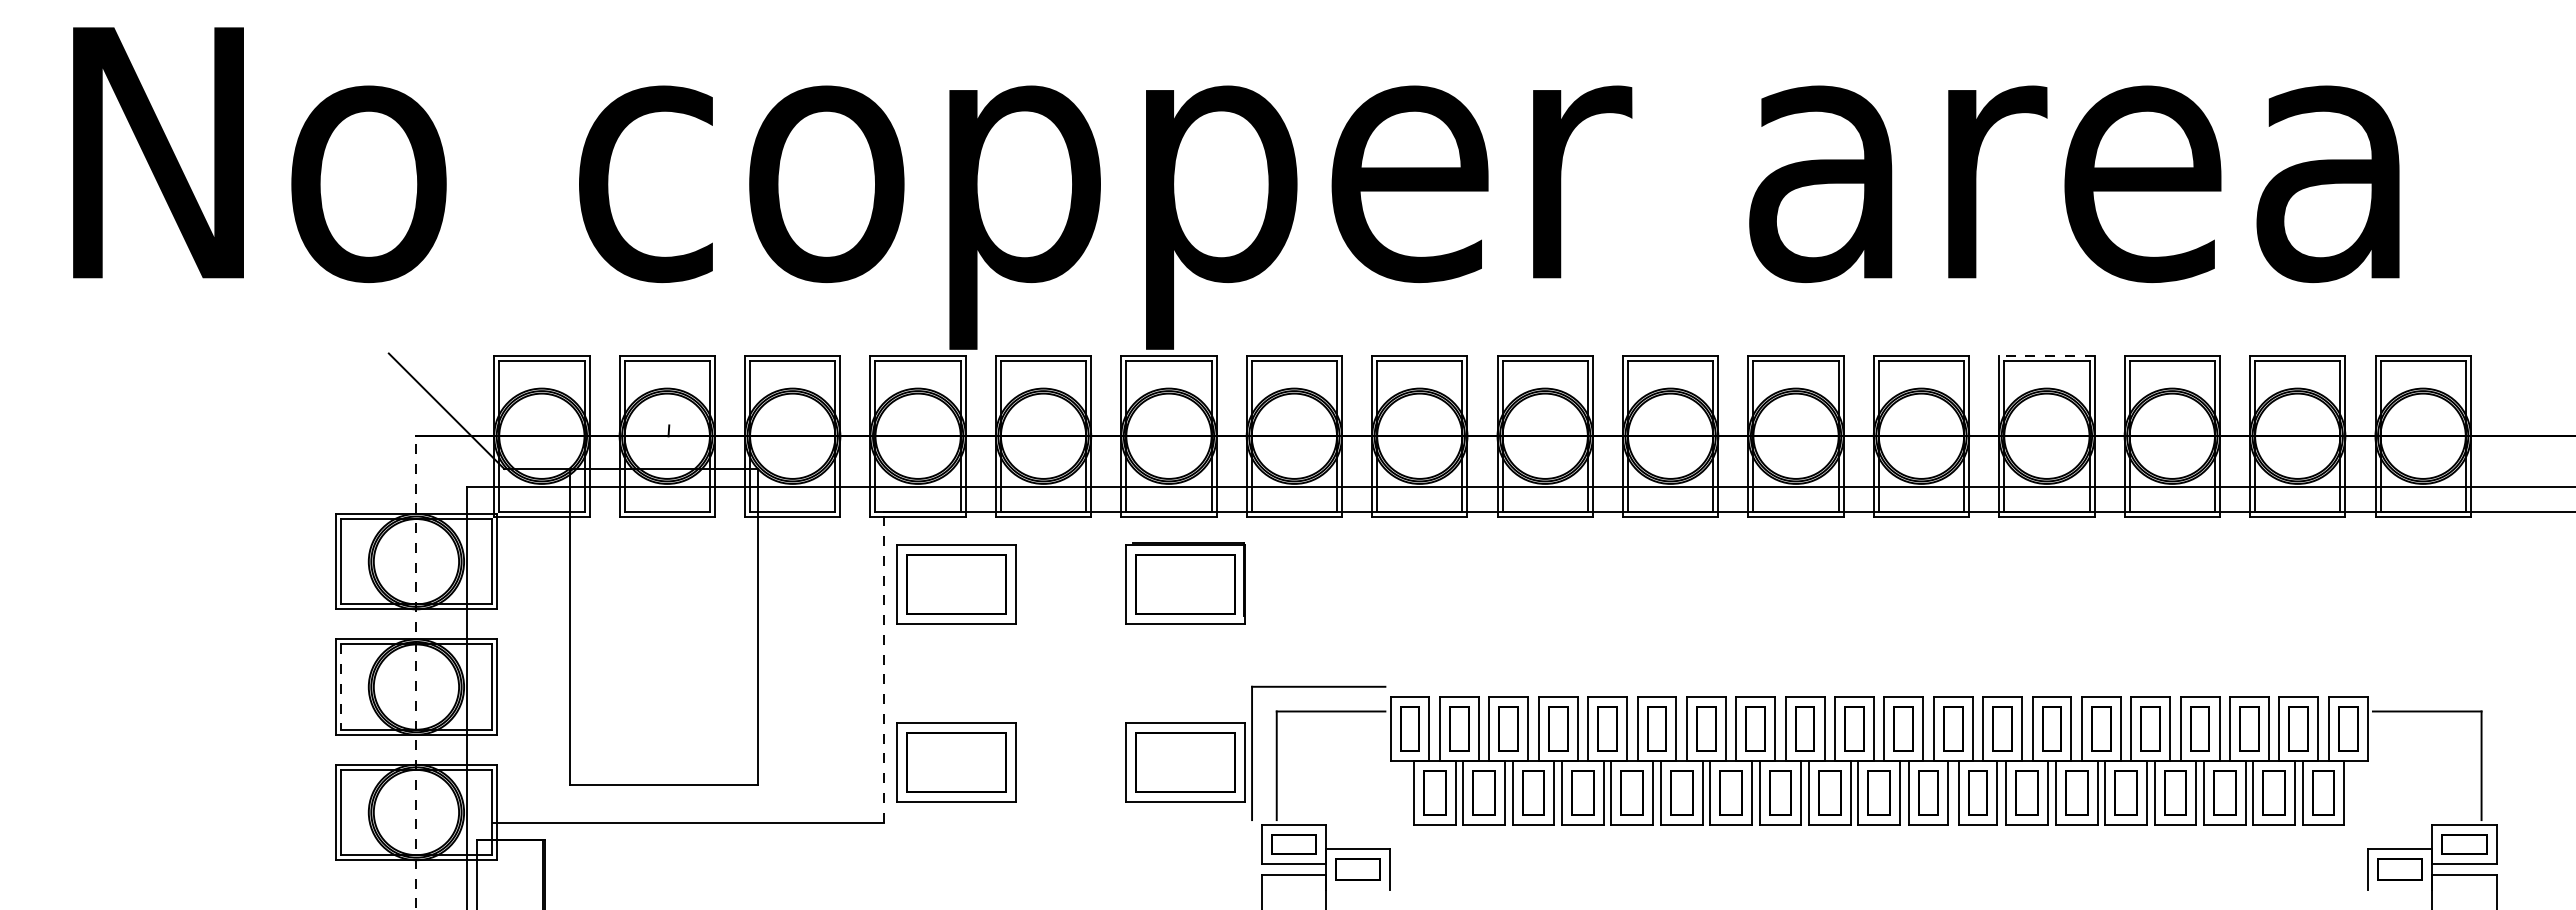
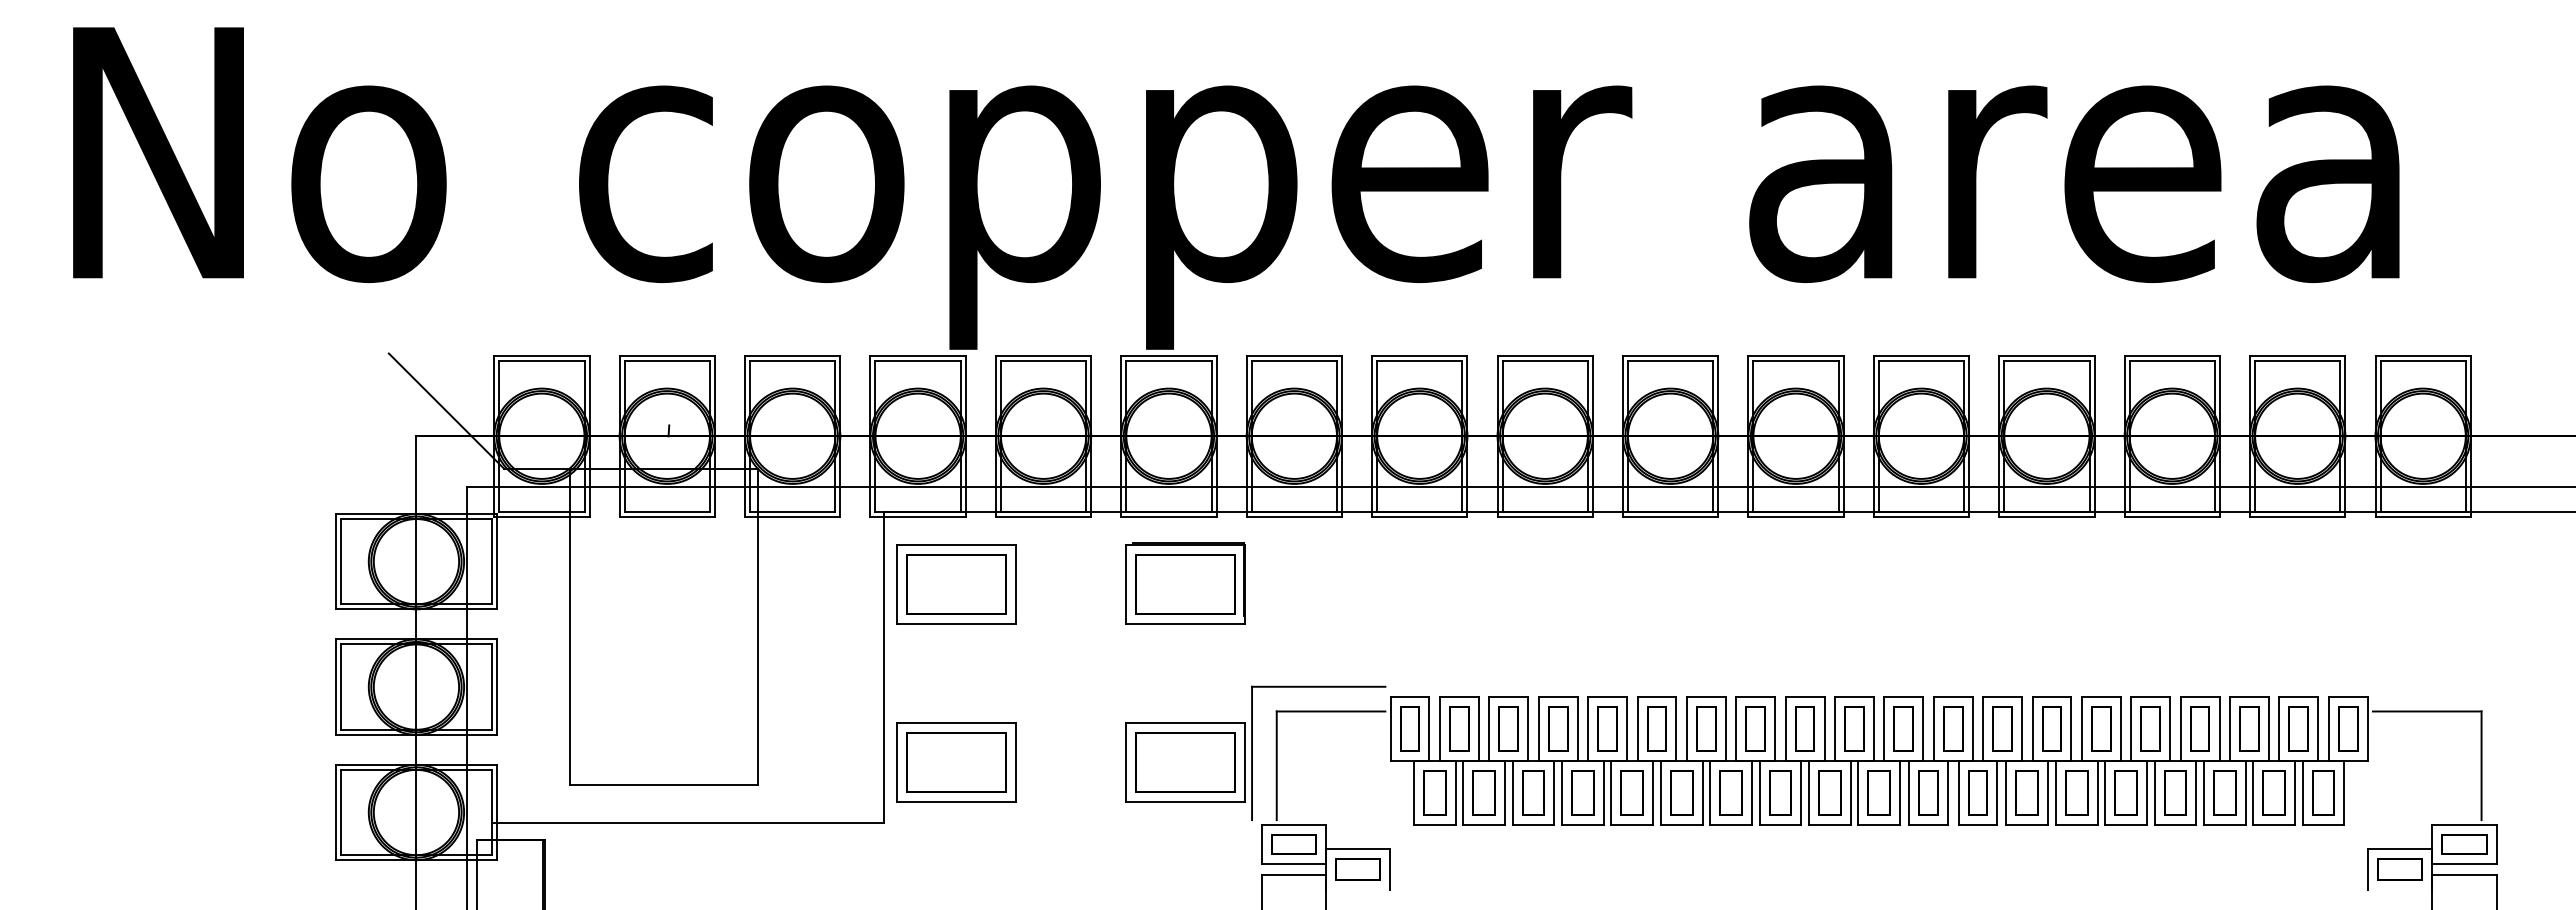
line: dashed -> solid (2046, 356)
line: dashed -> solid (884, 667)
line: dashed -> solid (416, 672)
line: dashed -> solid (341, 687)
